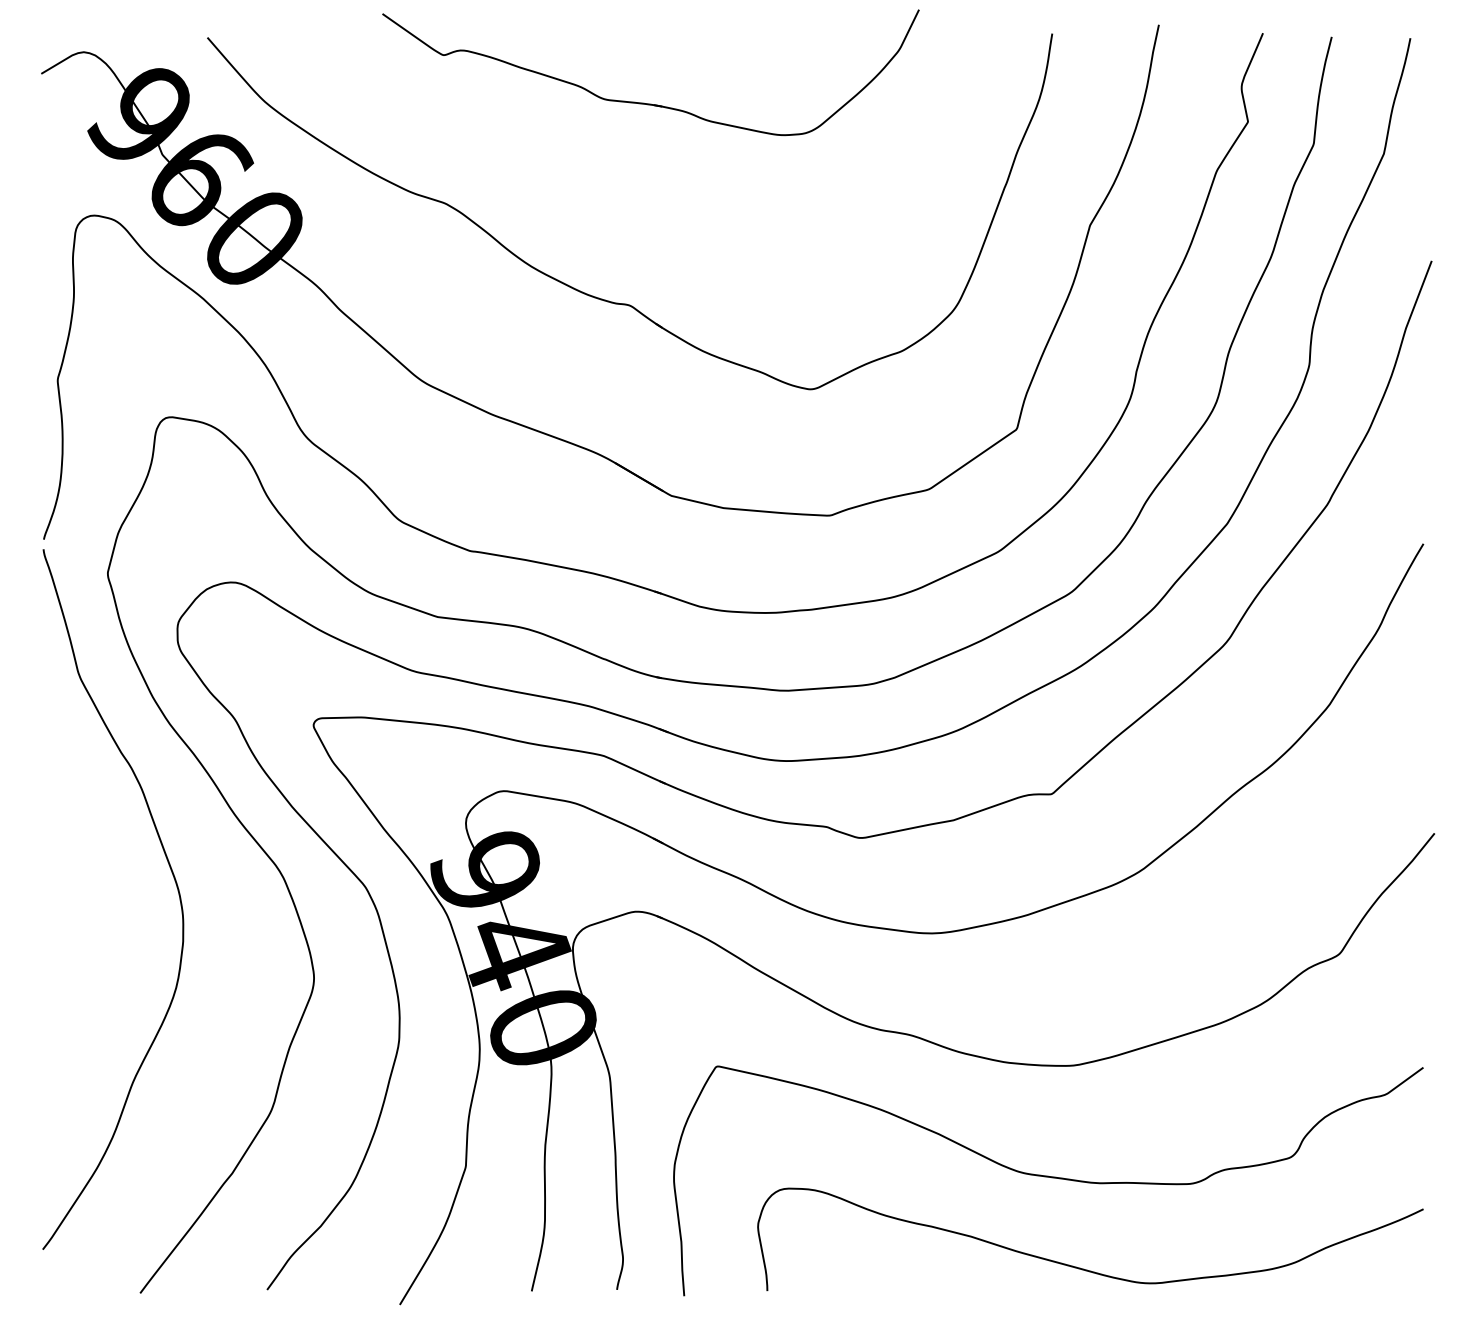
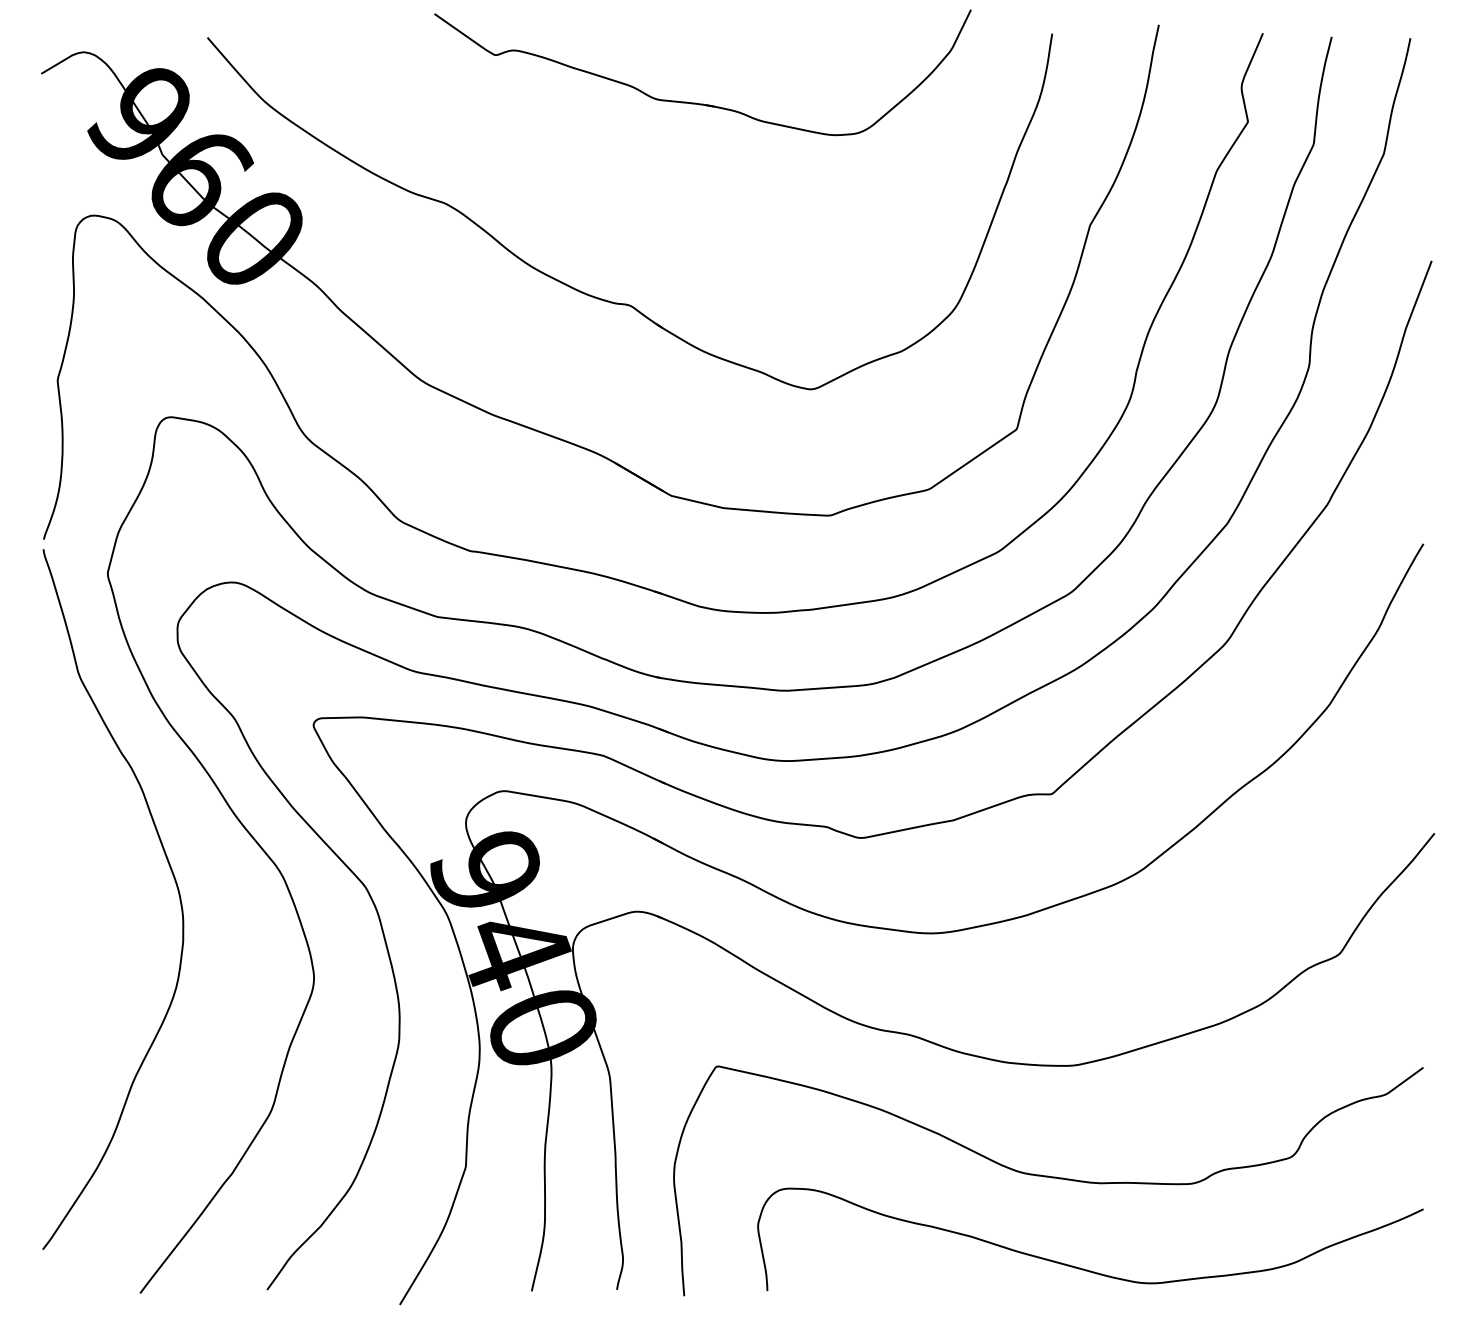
part position: (644, 102) -> (696, 102) (696, 102)
